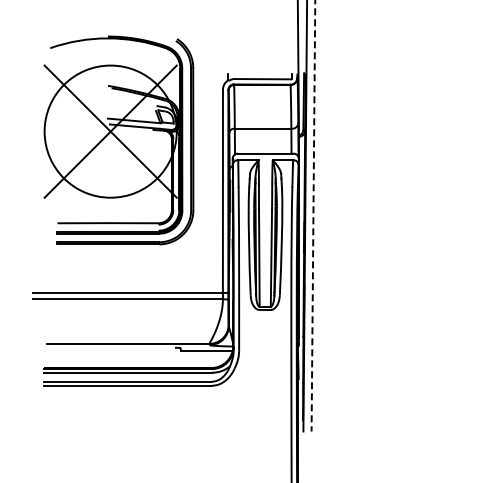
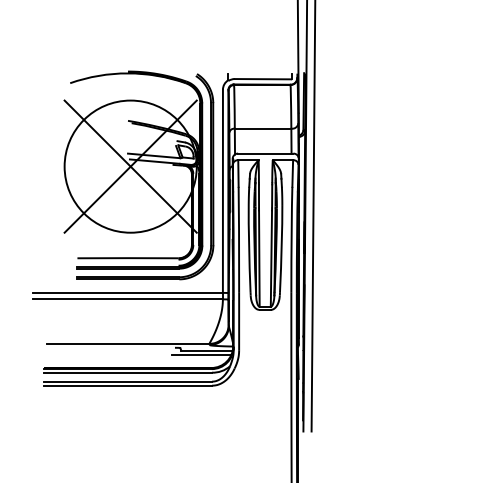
part position: (118, 140) -> (138, 175) (138, 175)
line: dashed -> solid (313, 215)
line: none -> present (201, 355)
